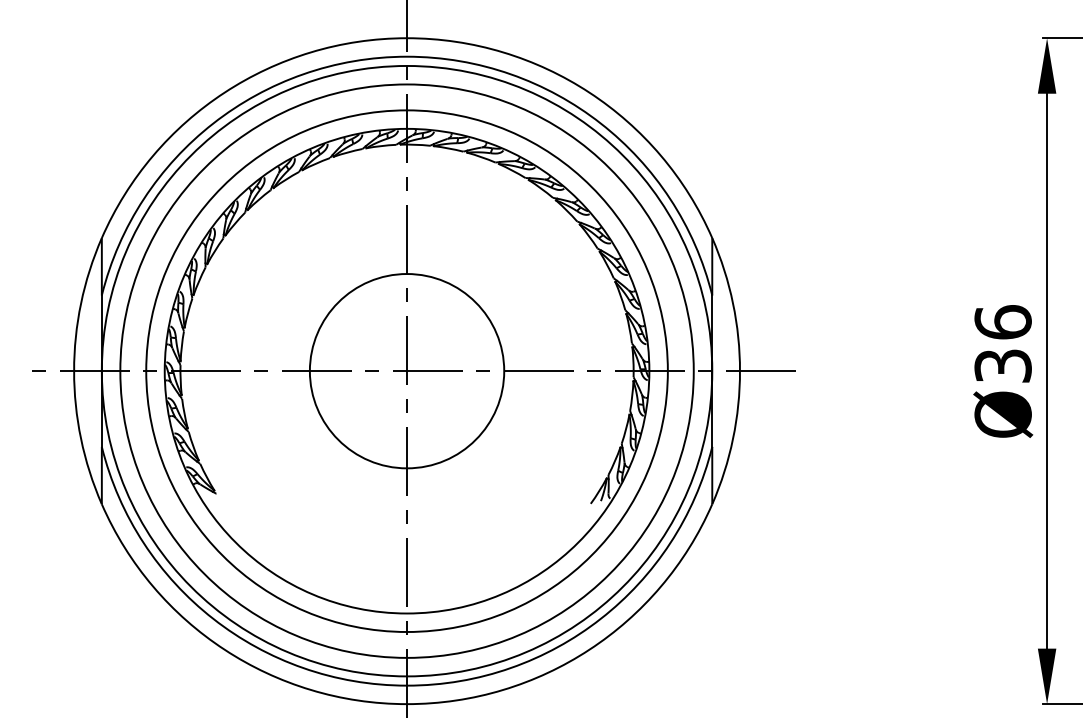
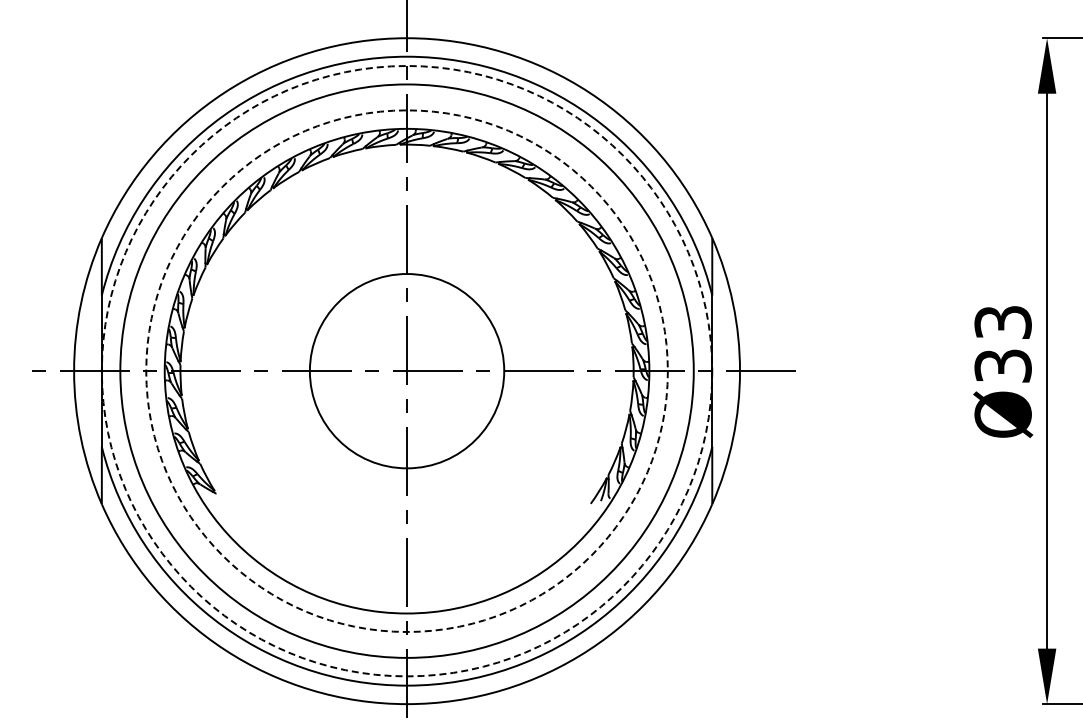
text: Ø36 -> Ø33 (1002, 322)
circle: solid -> dashed (406, 370)
circle: solid -> dashed (406, 371)
